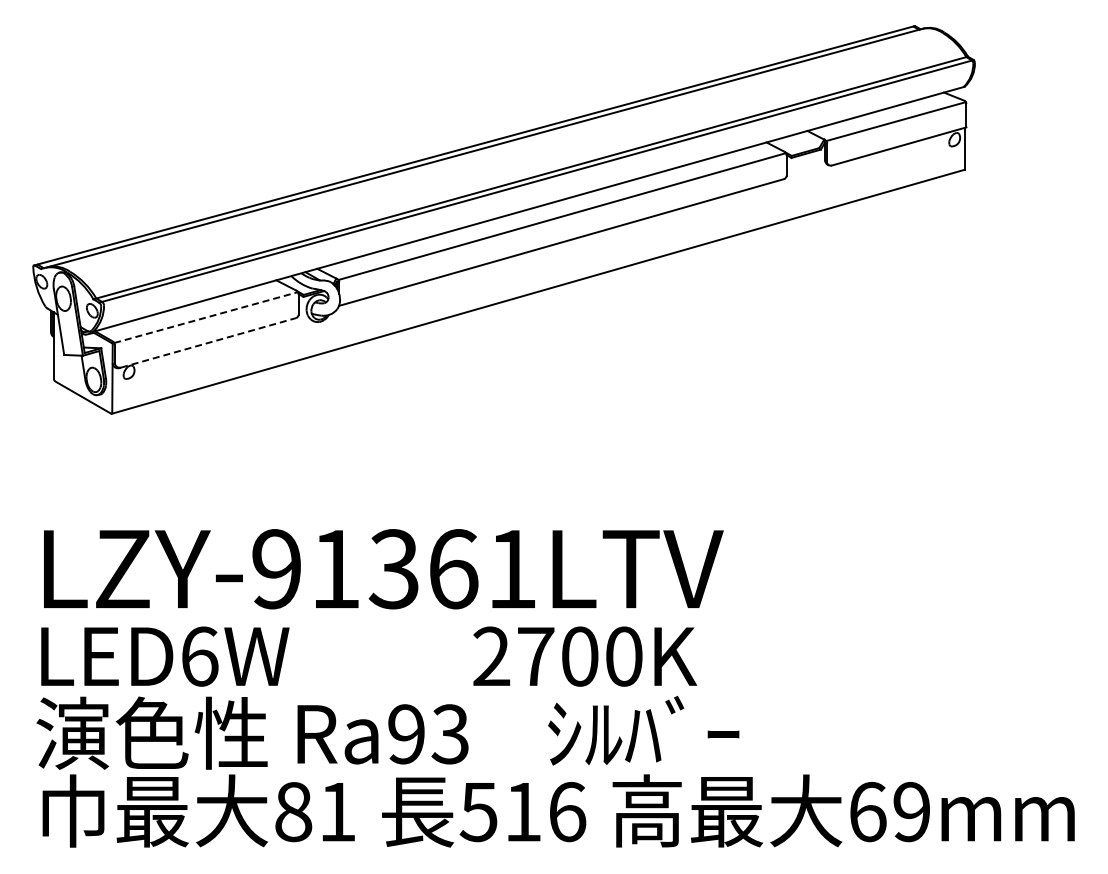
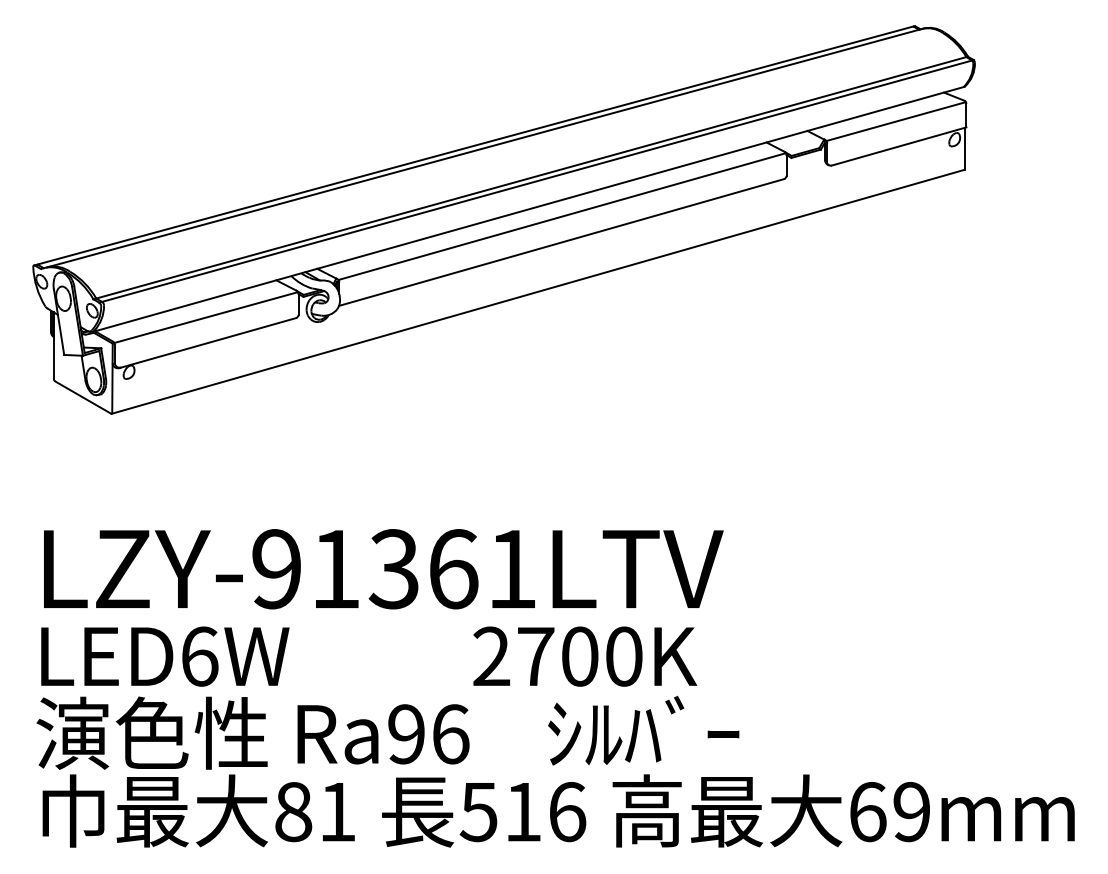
line: dashed -> solid (206, 317)
line: dashed -> solid (208, 342)
text: Ra93 -> Ra96 (450, 734)
